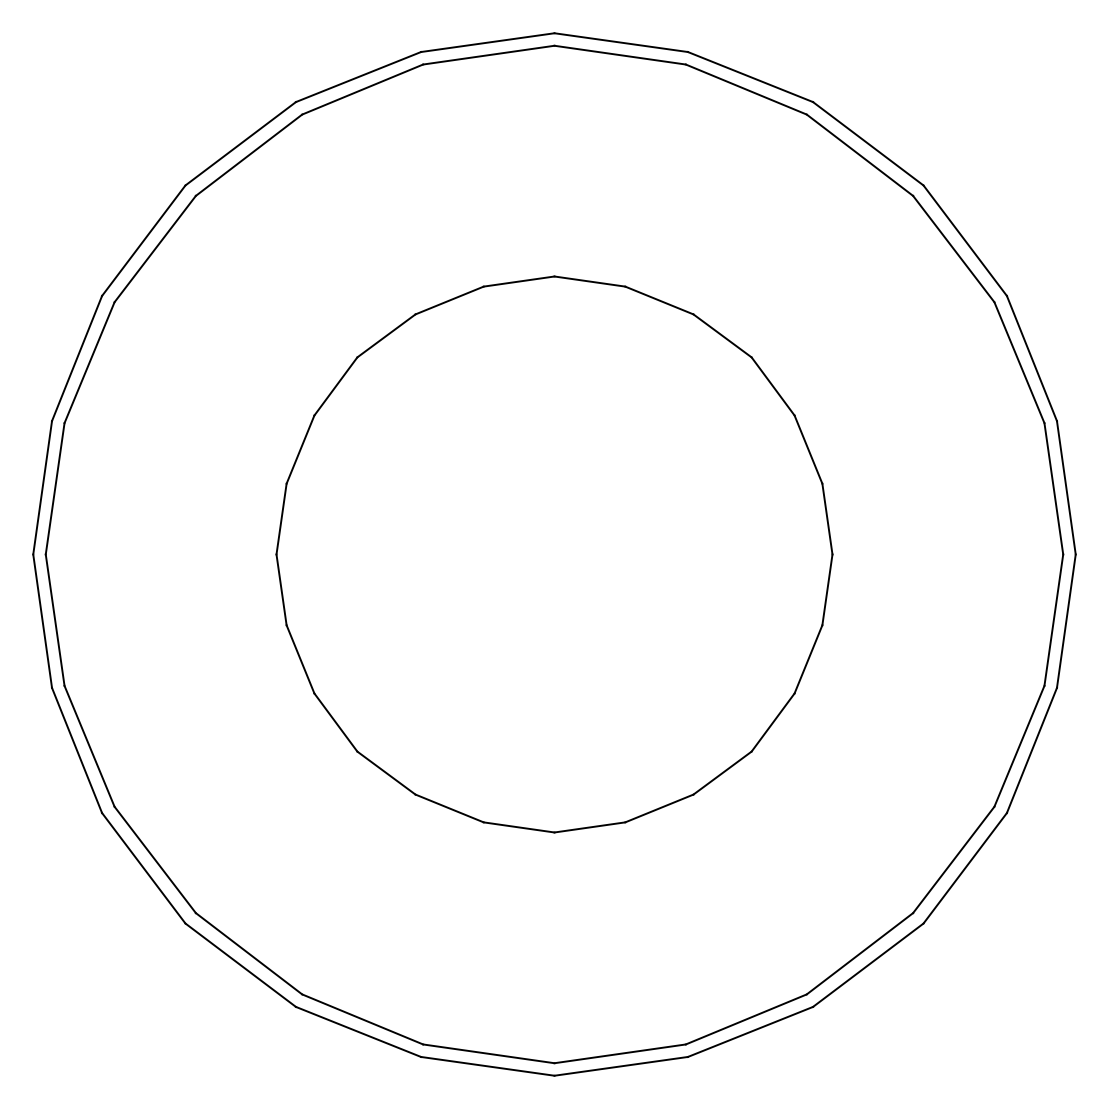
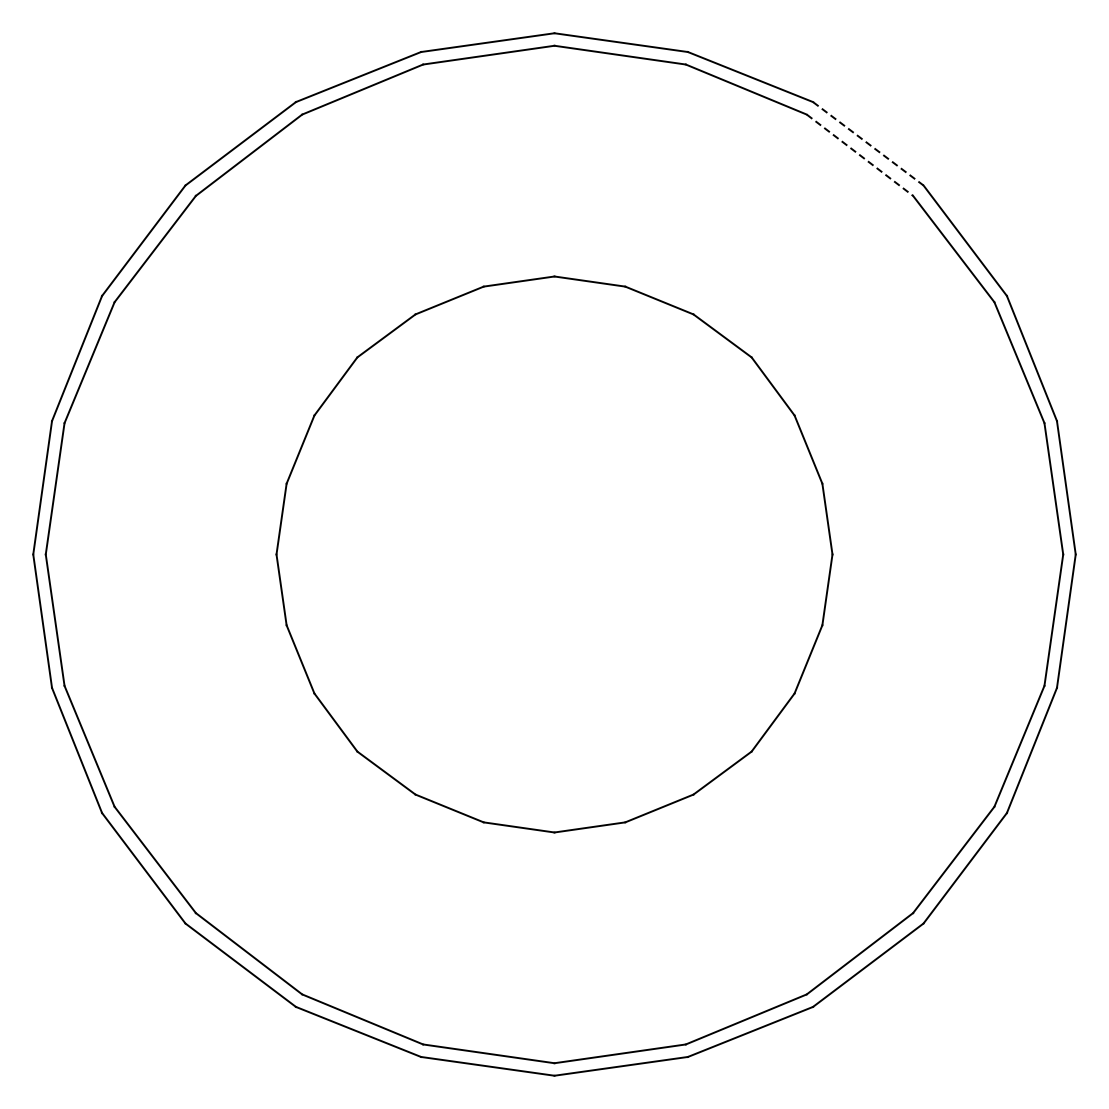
line: solid -> dashed (868, 144)
line: solid -> dashed (859, 155)
